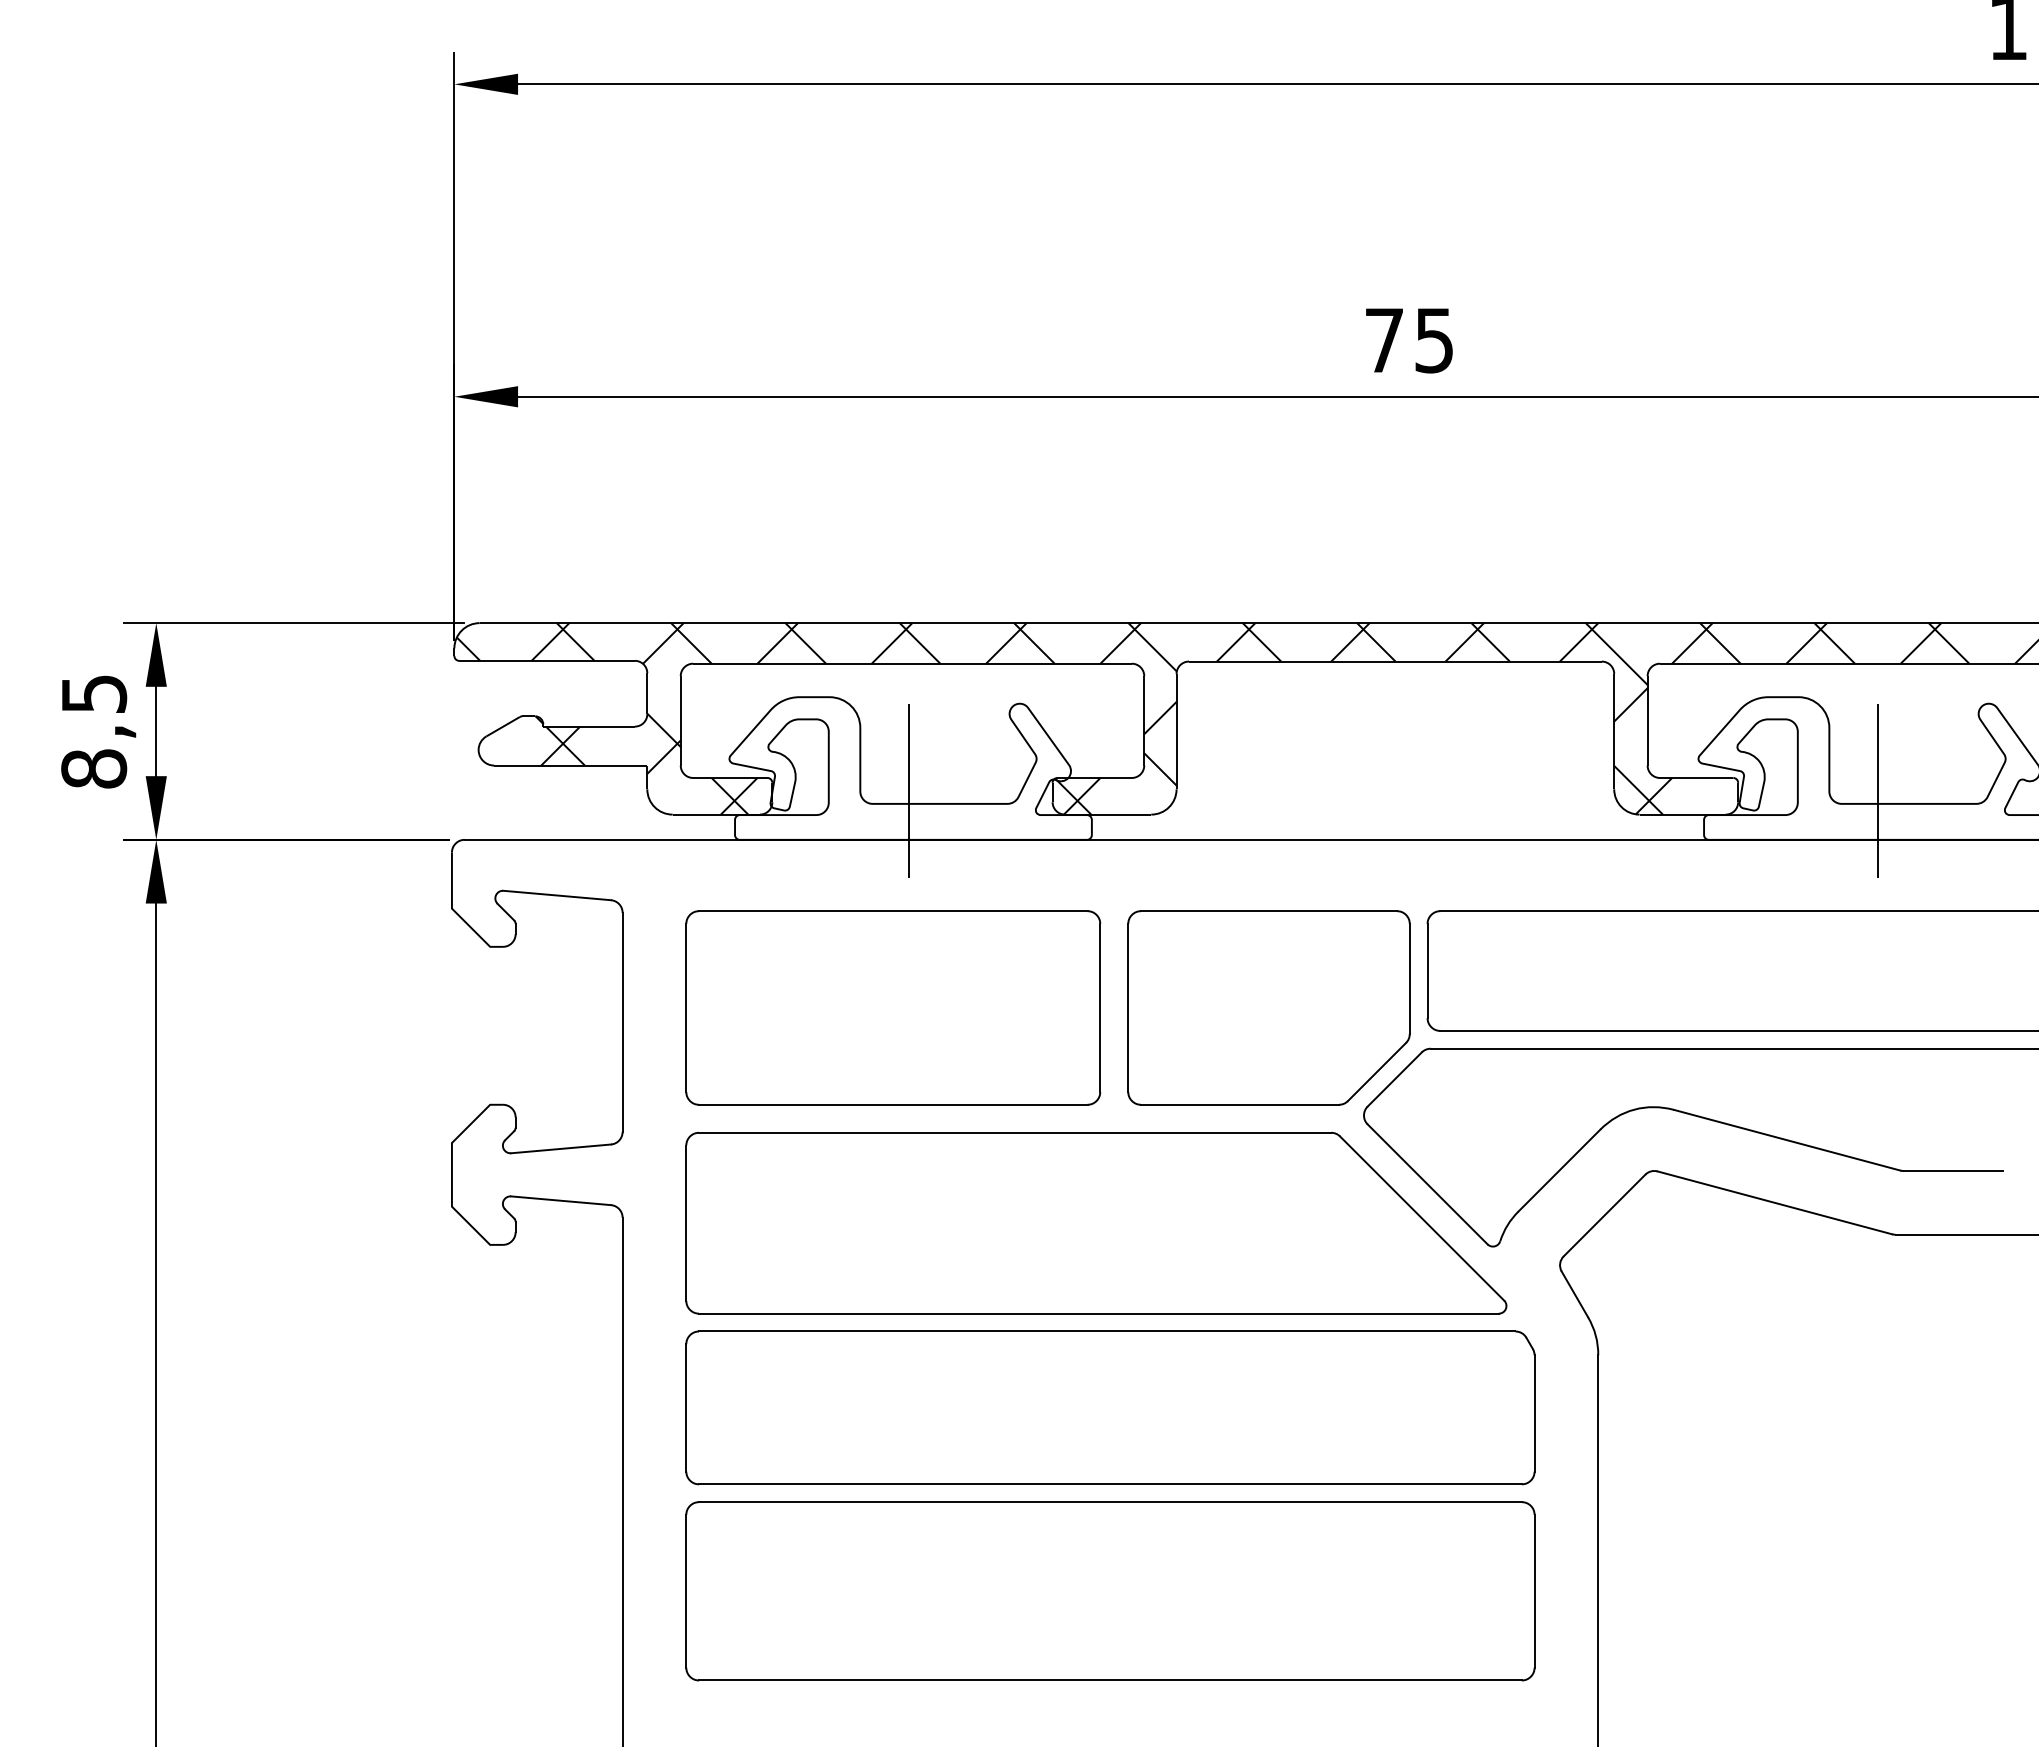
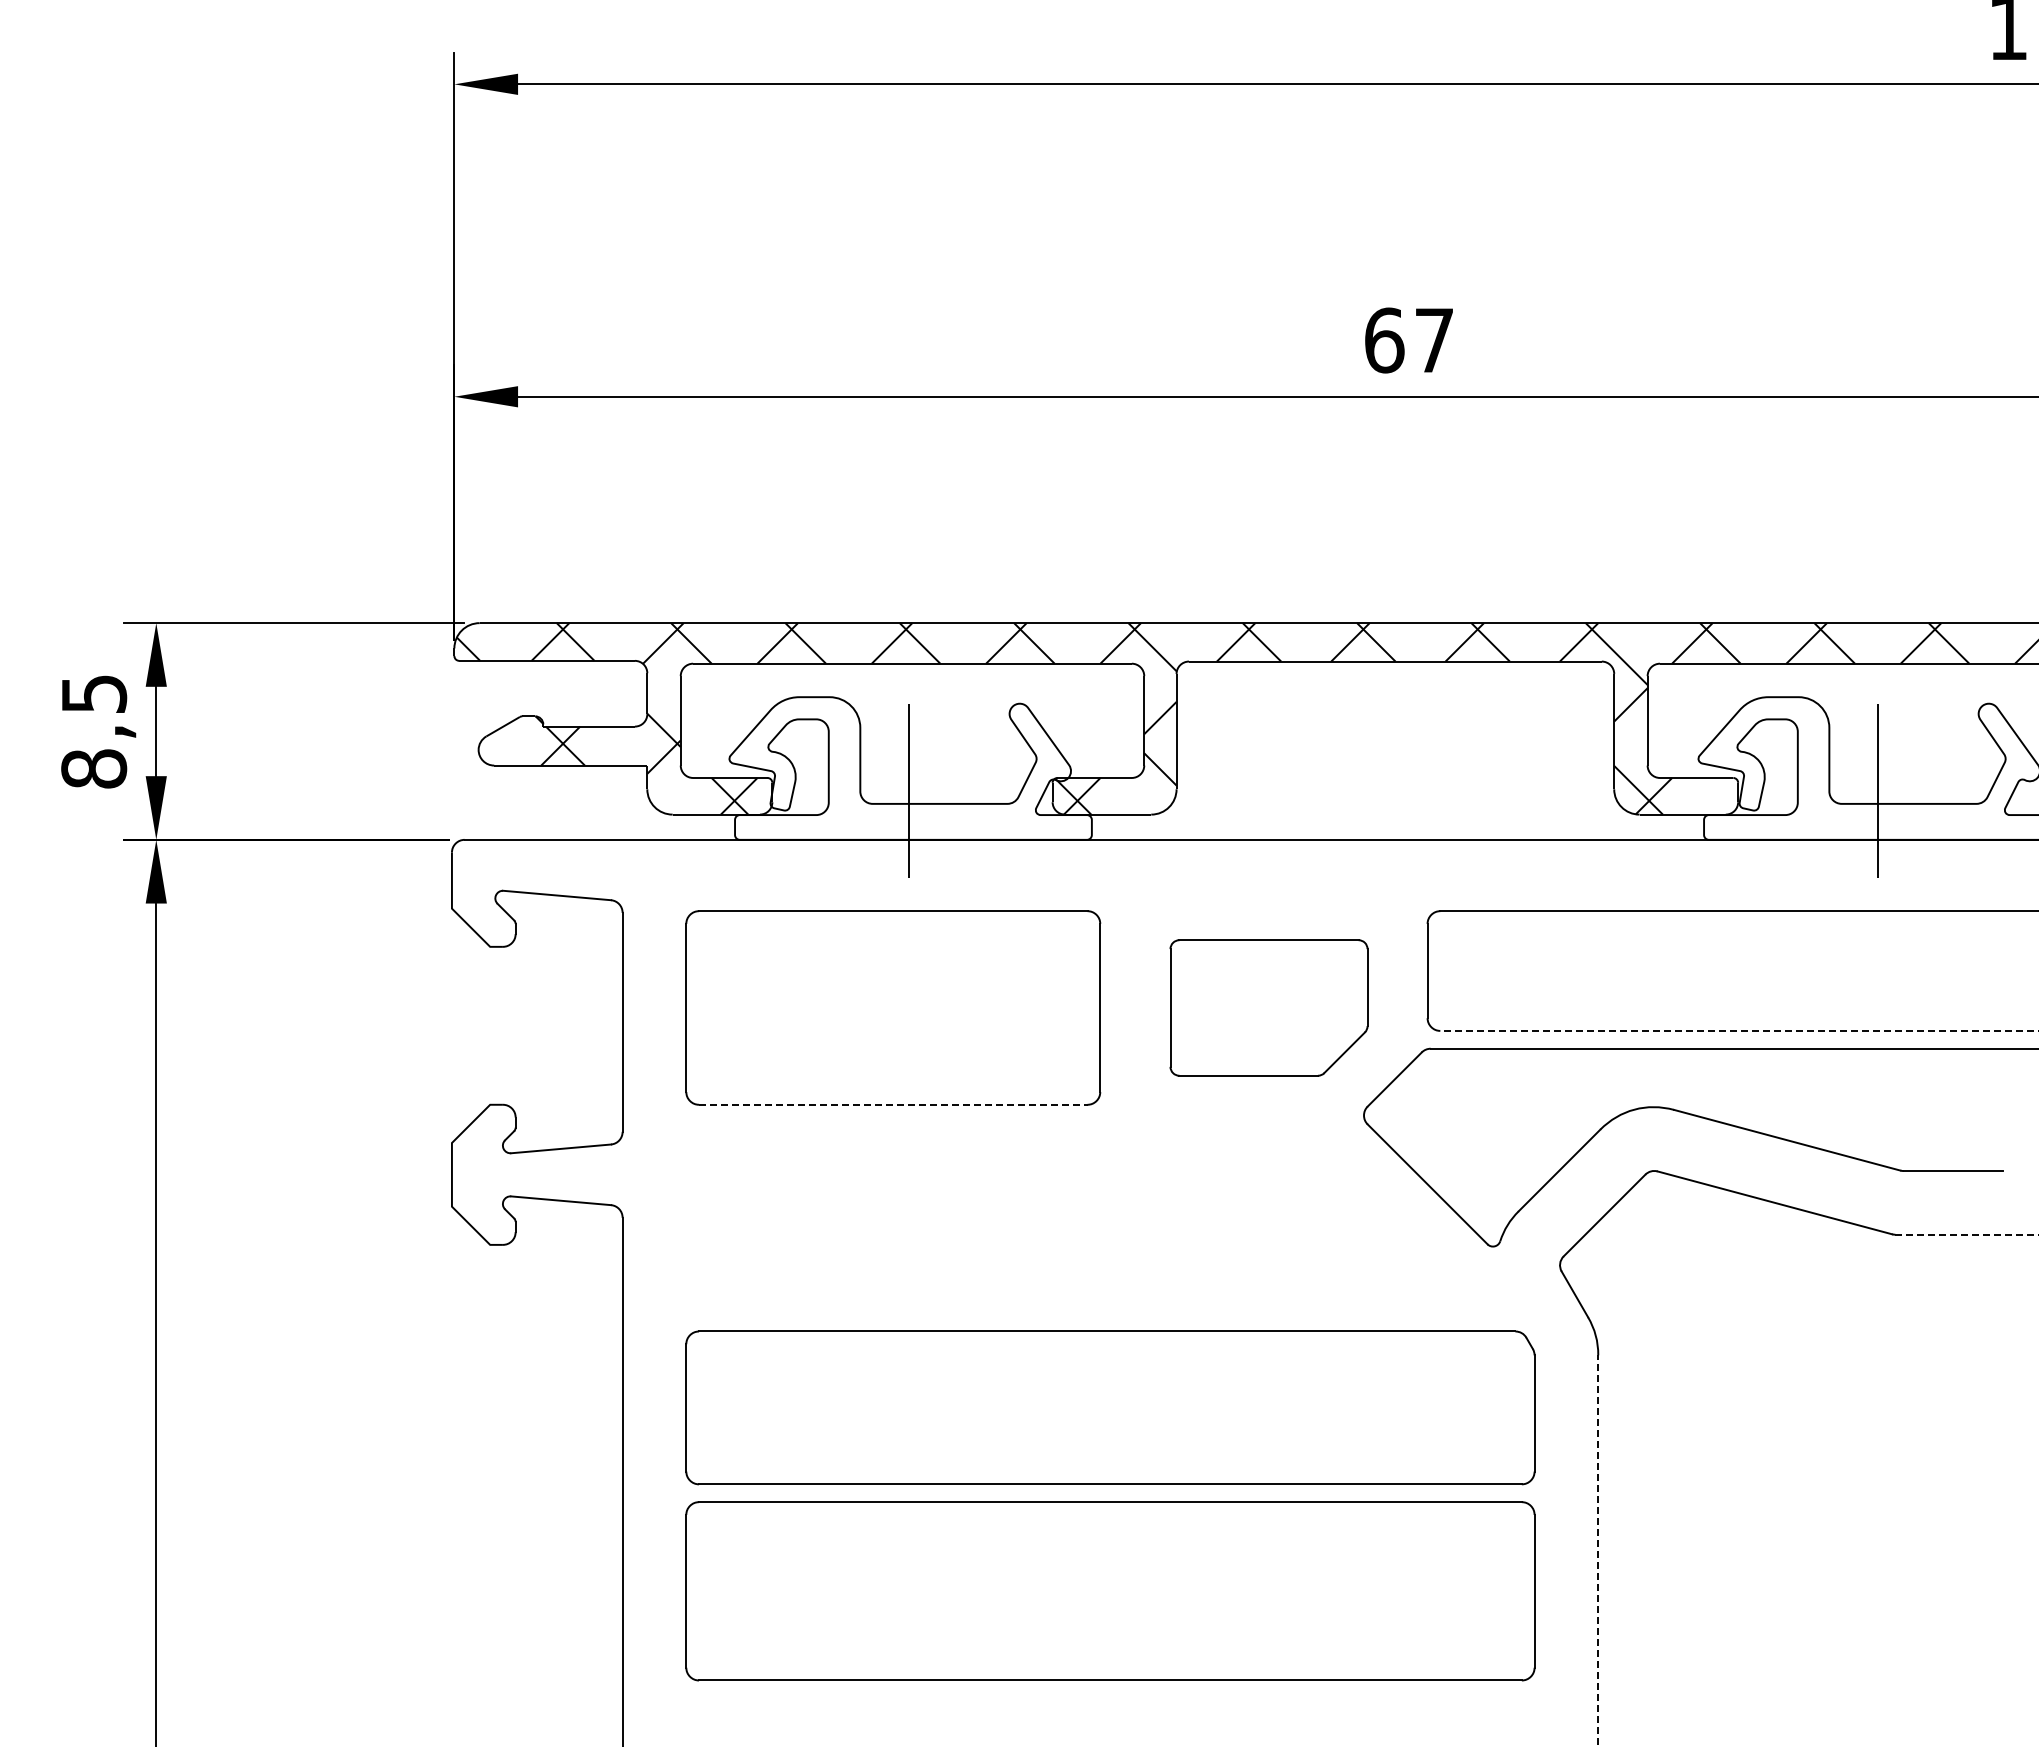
text: 75 -> 67 (1408, 340)
part size: 284x196 px -> 200x138 px (1268, 1007)
line: solid -> dashed (1739, 1030)
line: solid -> dashed (893, 1104)
part: present -> none (1096, 1222)
line: solid -> dashed (1967, 1234)
line: solid -> dashed (1598, 1550)
